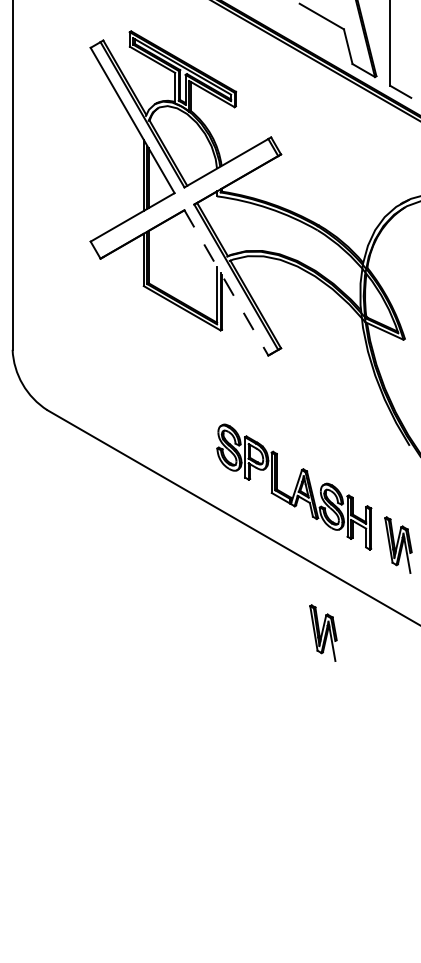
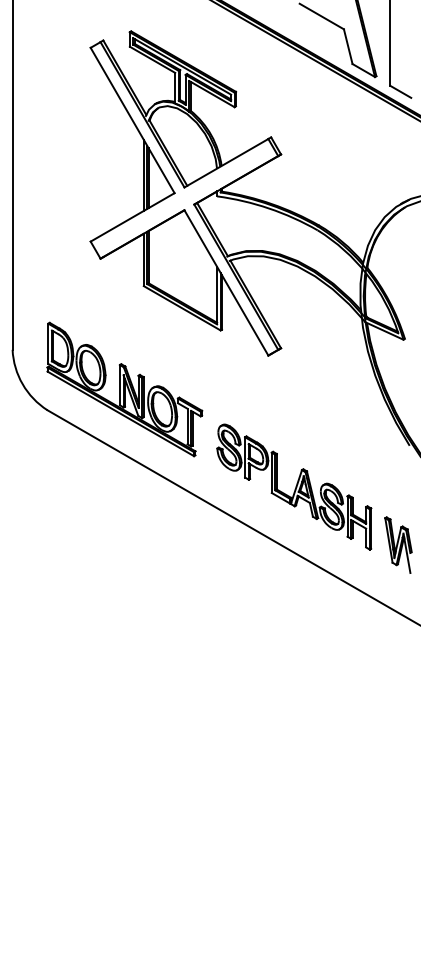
line: dashed -> solid (226, 282)
part: none -> present (124, 389)
part: present -> none (323, 632)
